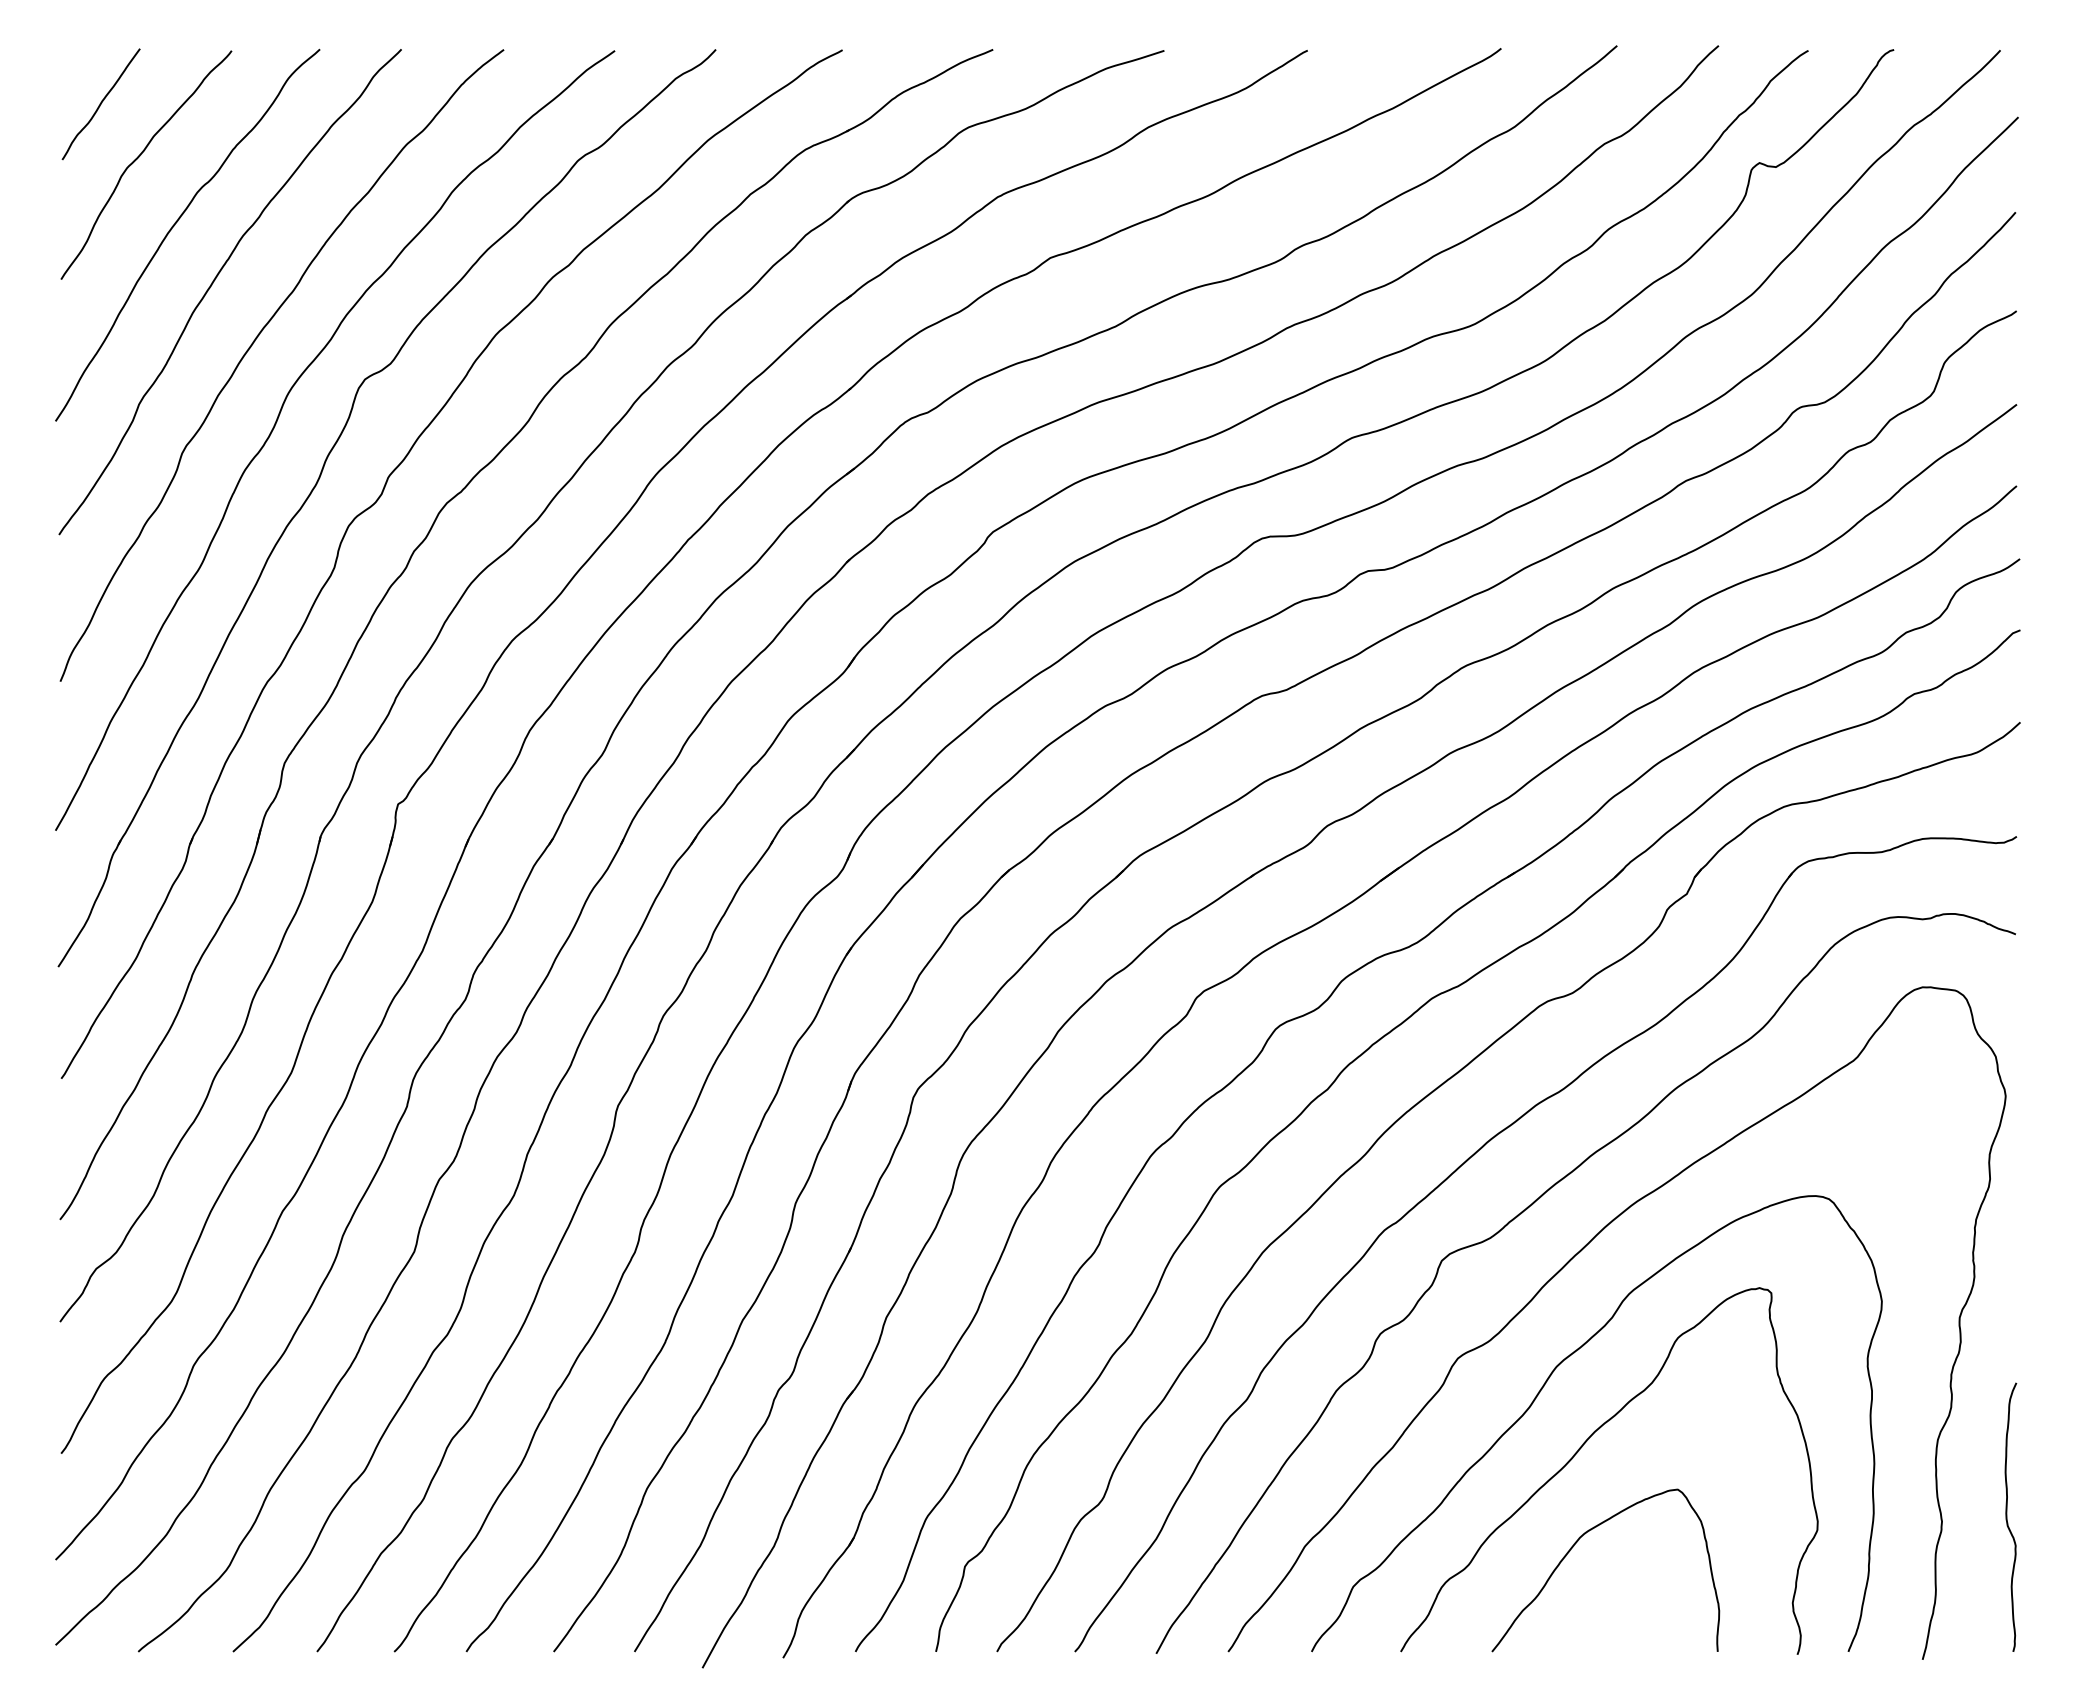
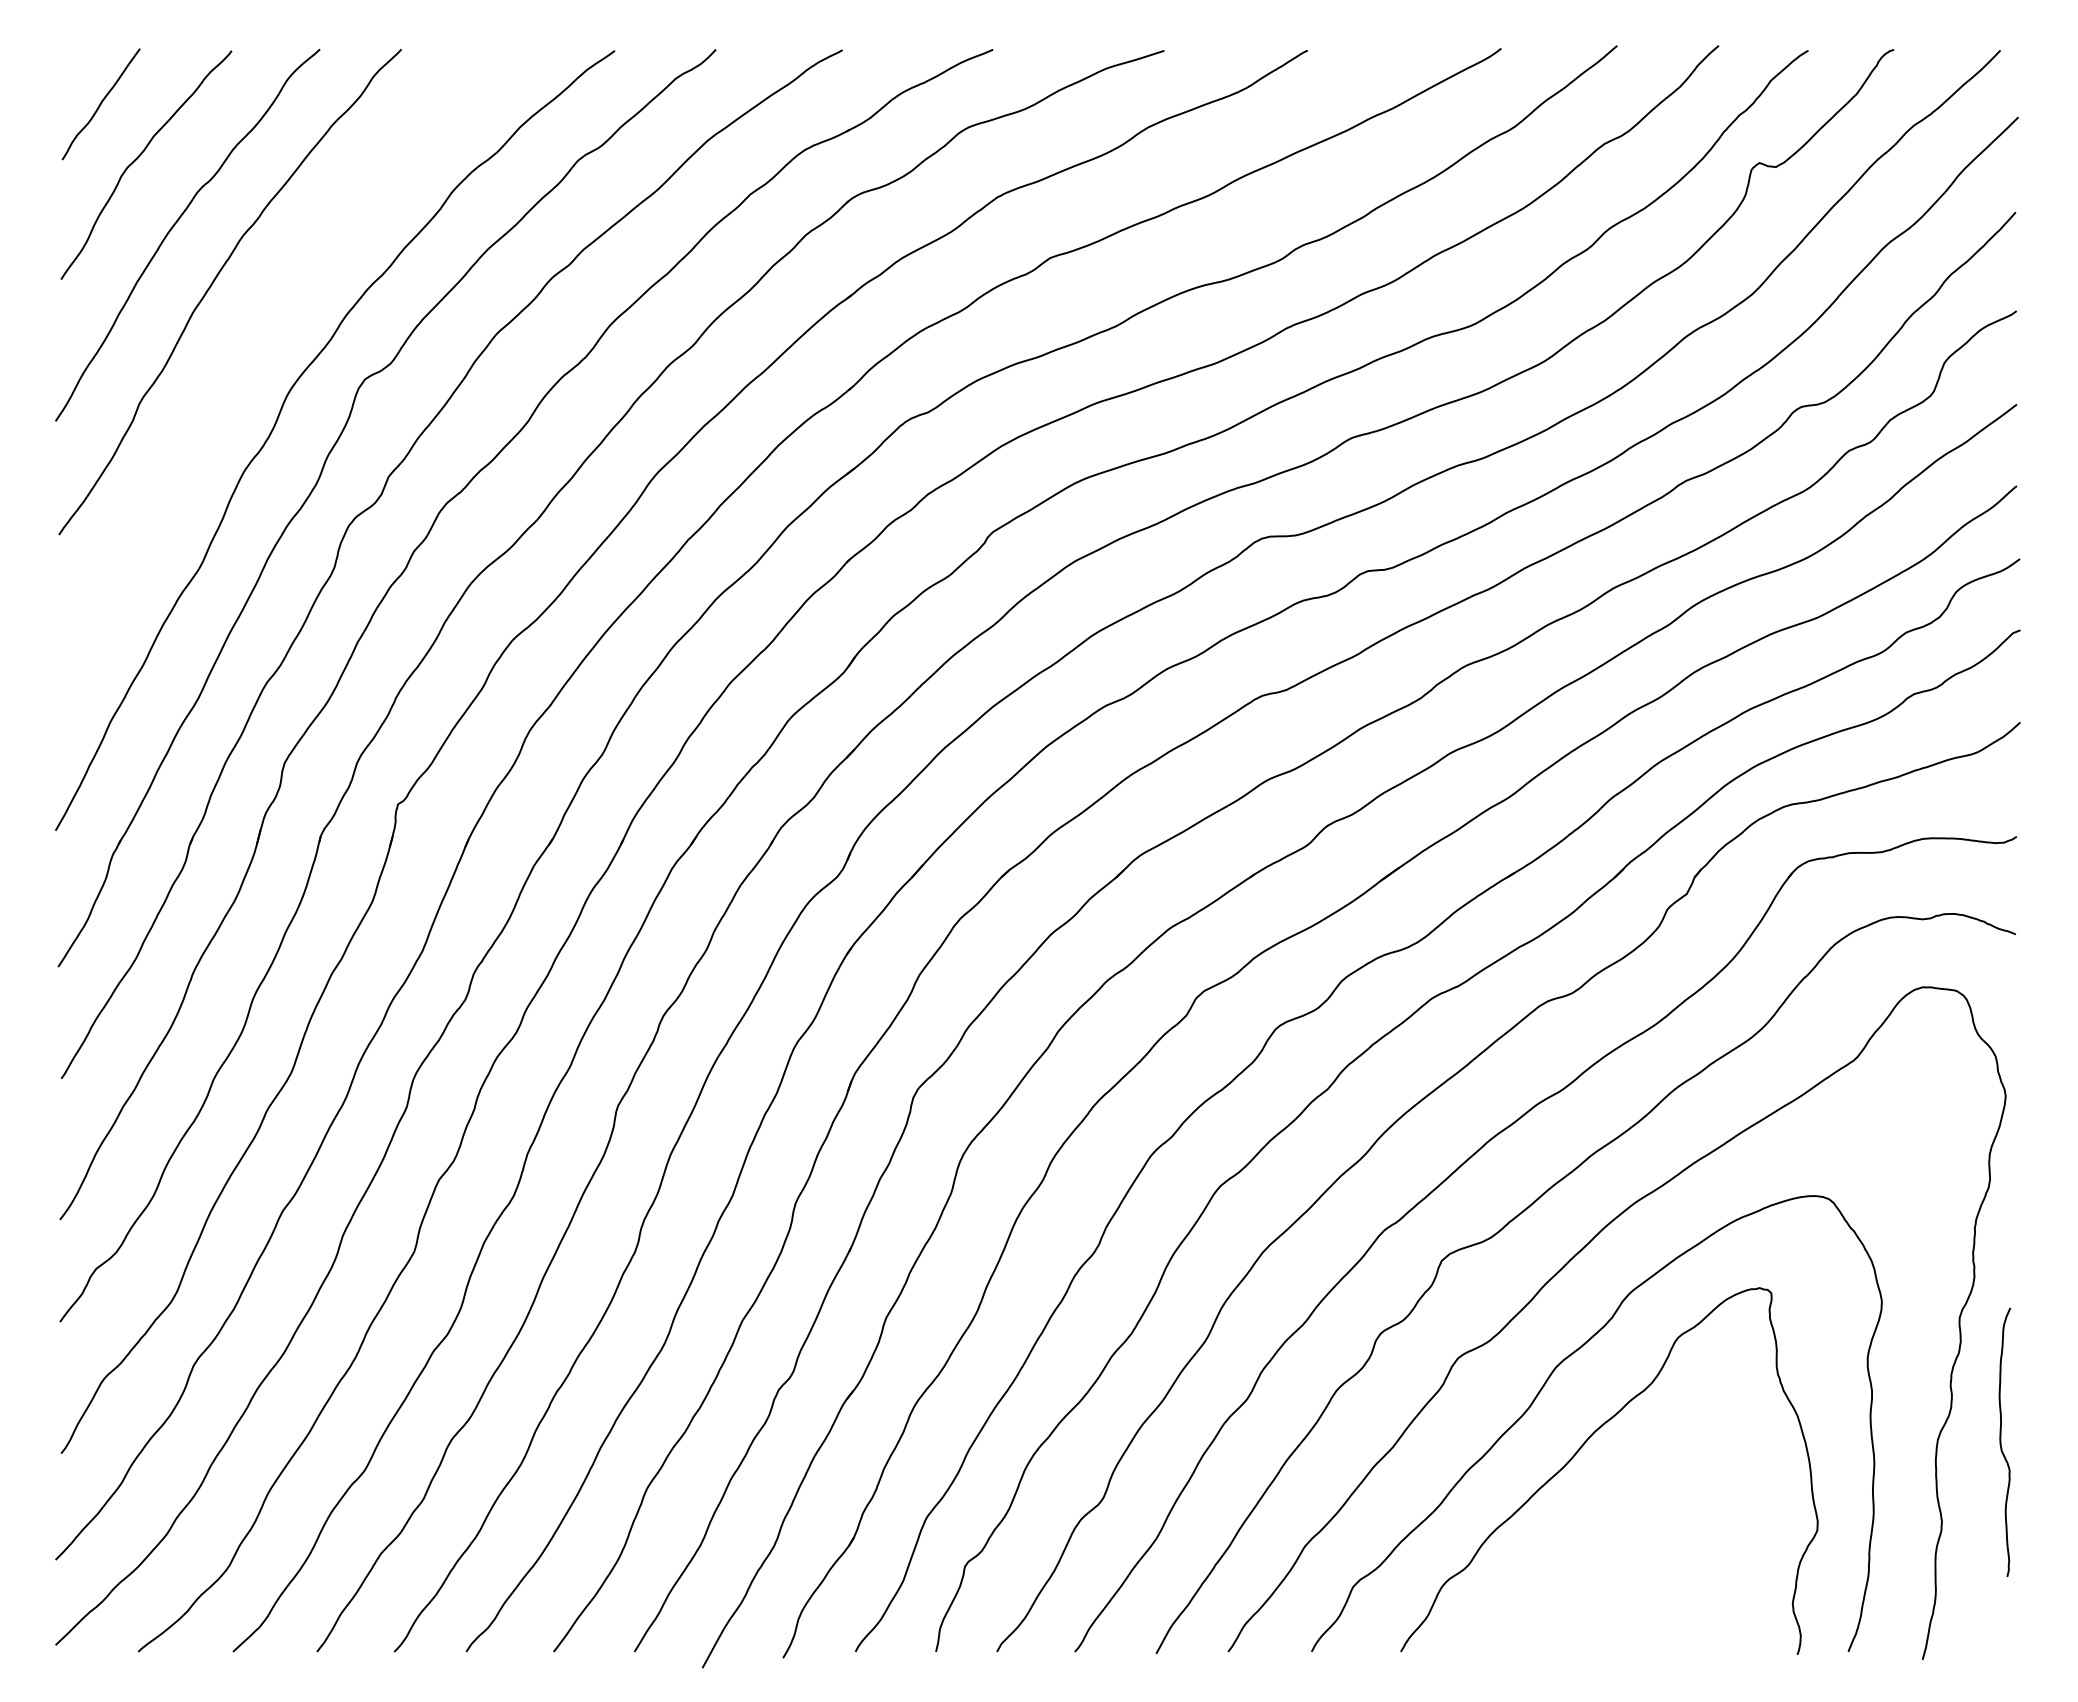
curve: present -> none (251, 347)
curve position: (2007, 1516) -> (2001, 1441) (2001, 1441)
curve: present -> none (1573, 1547)
